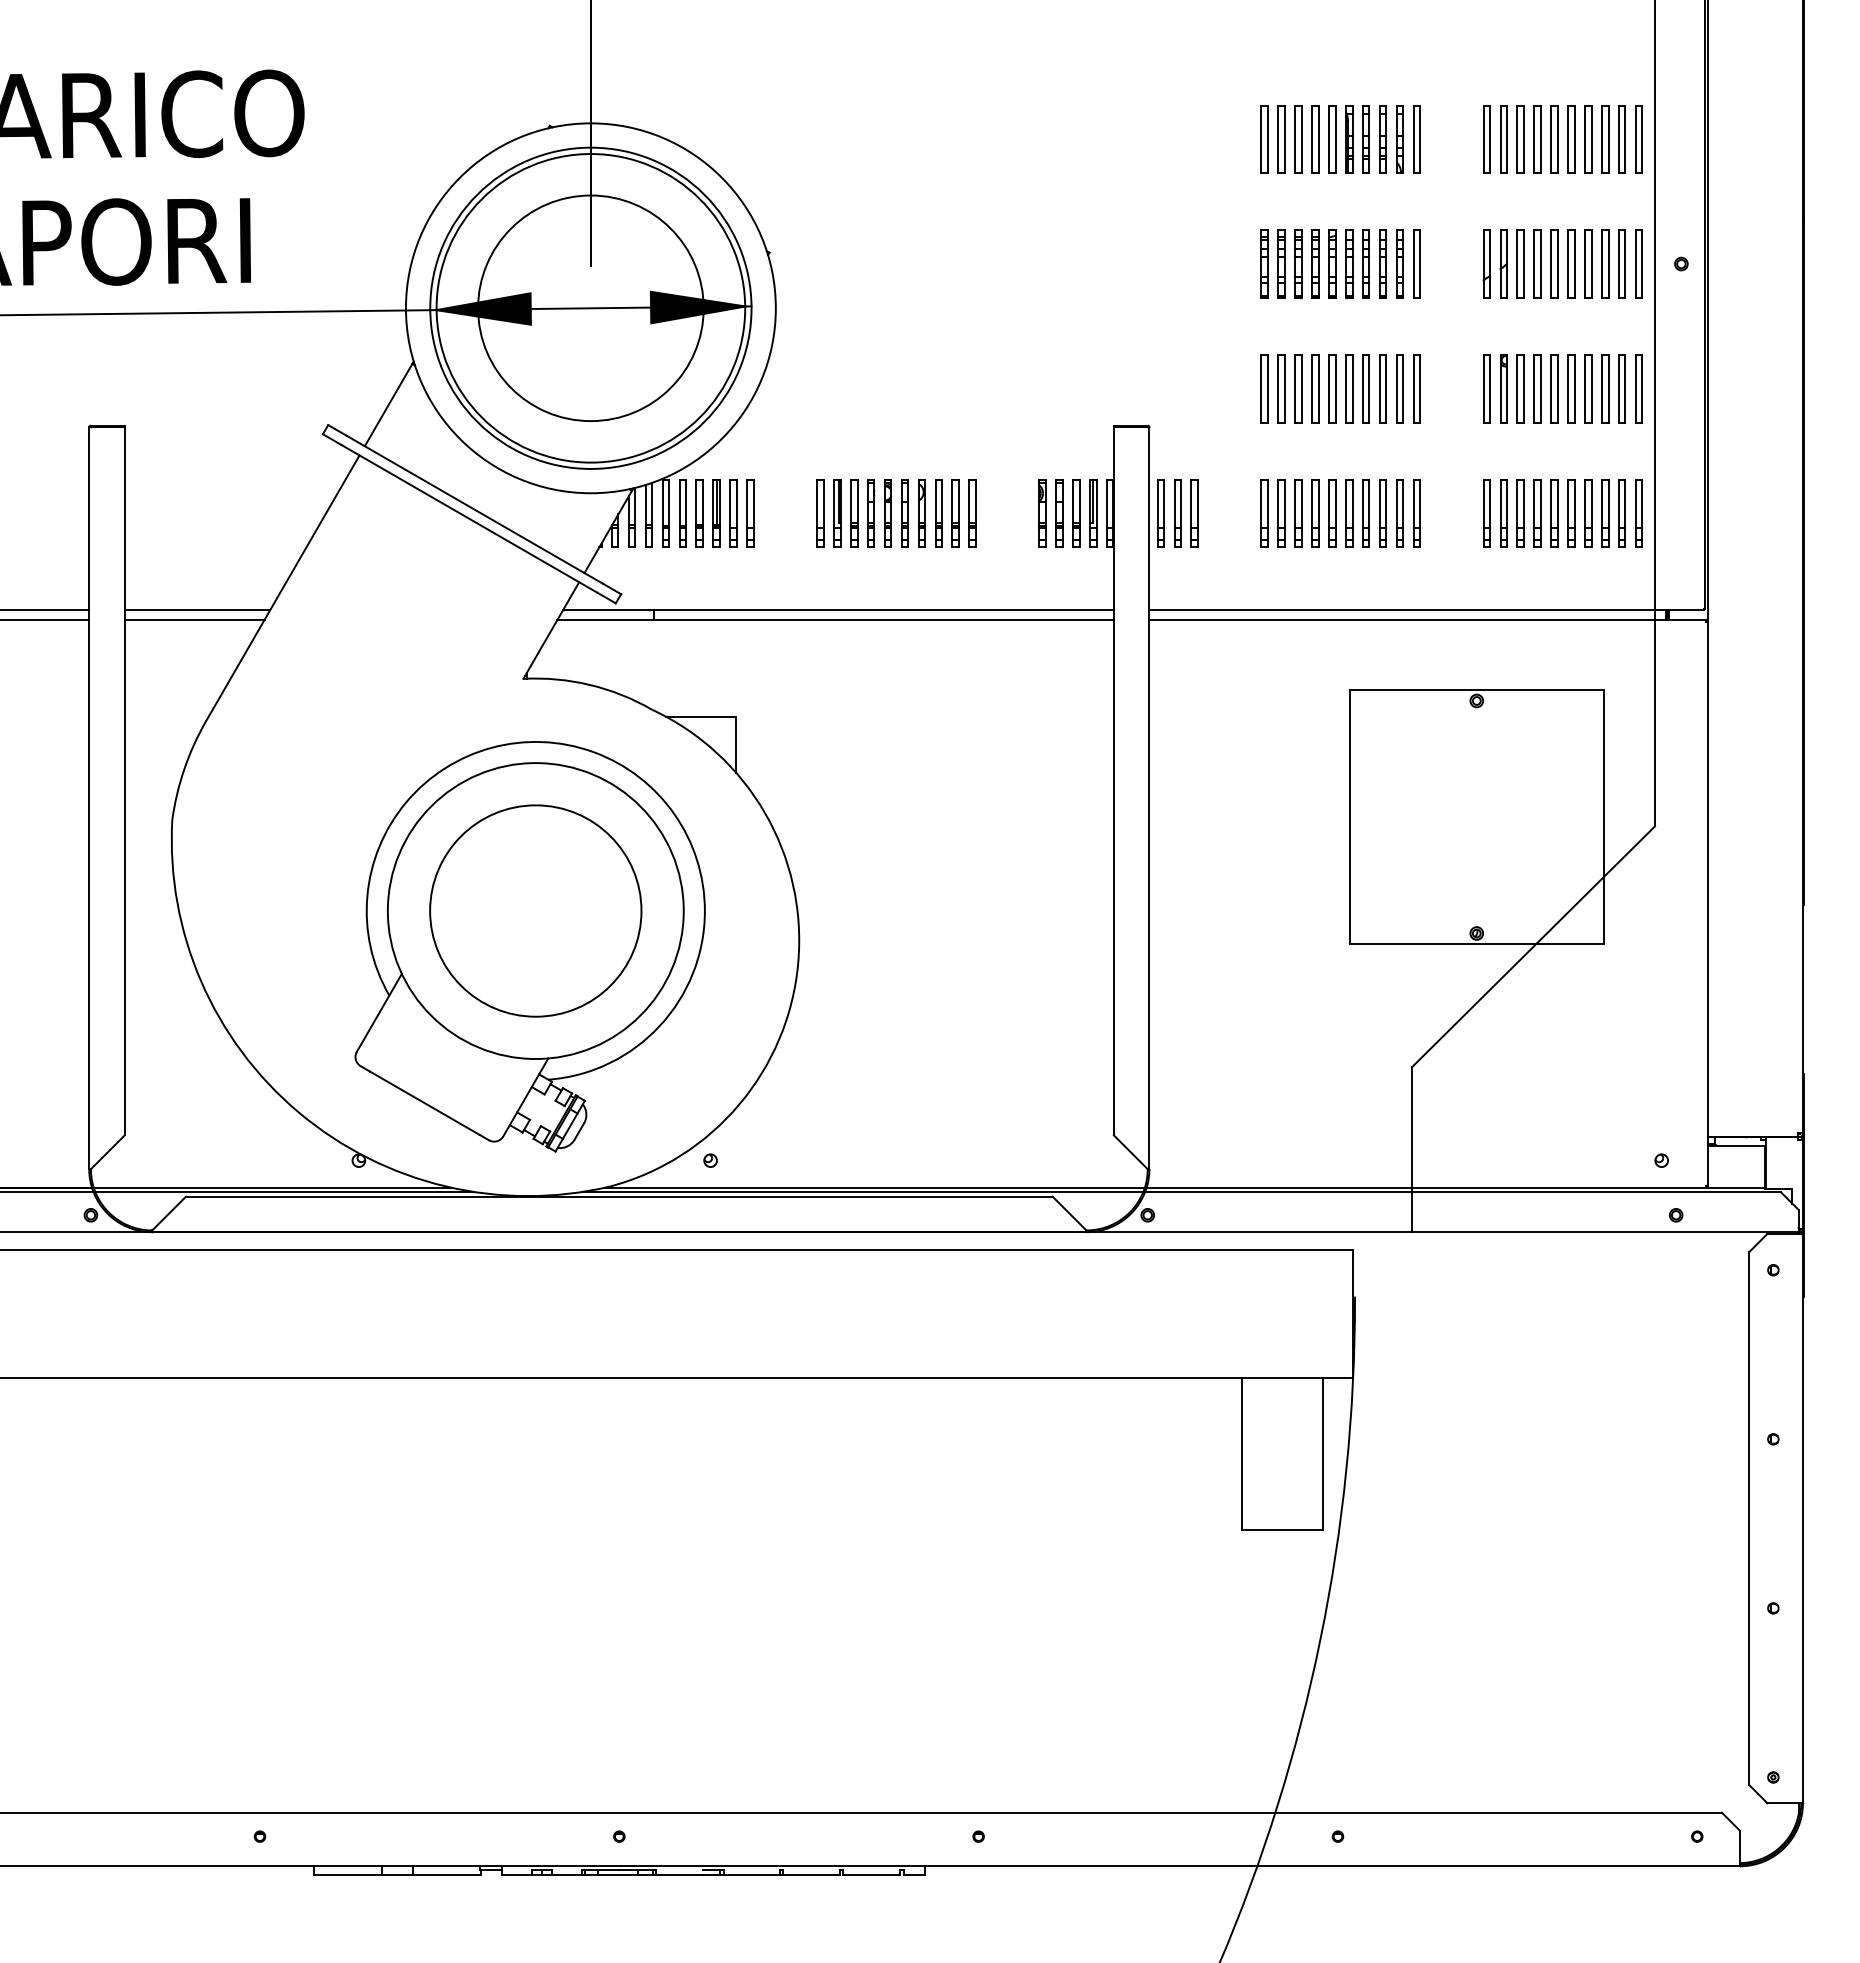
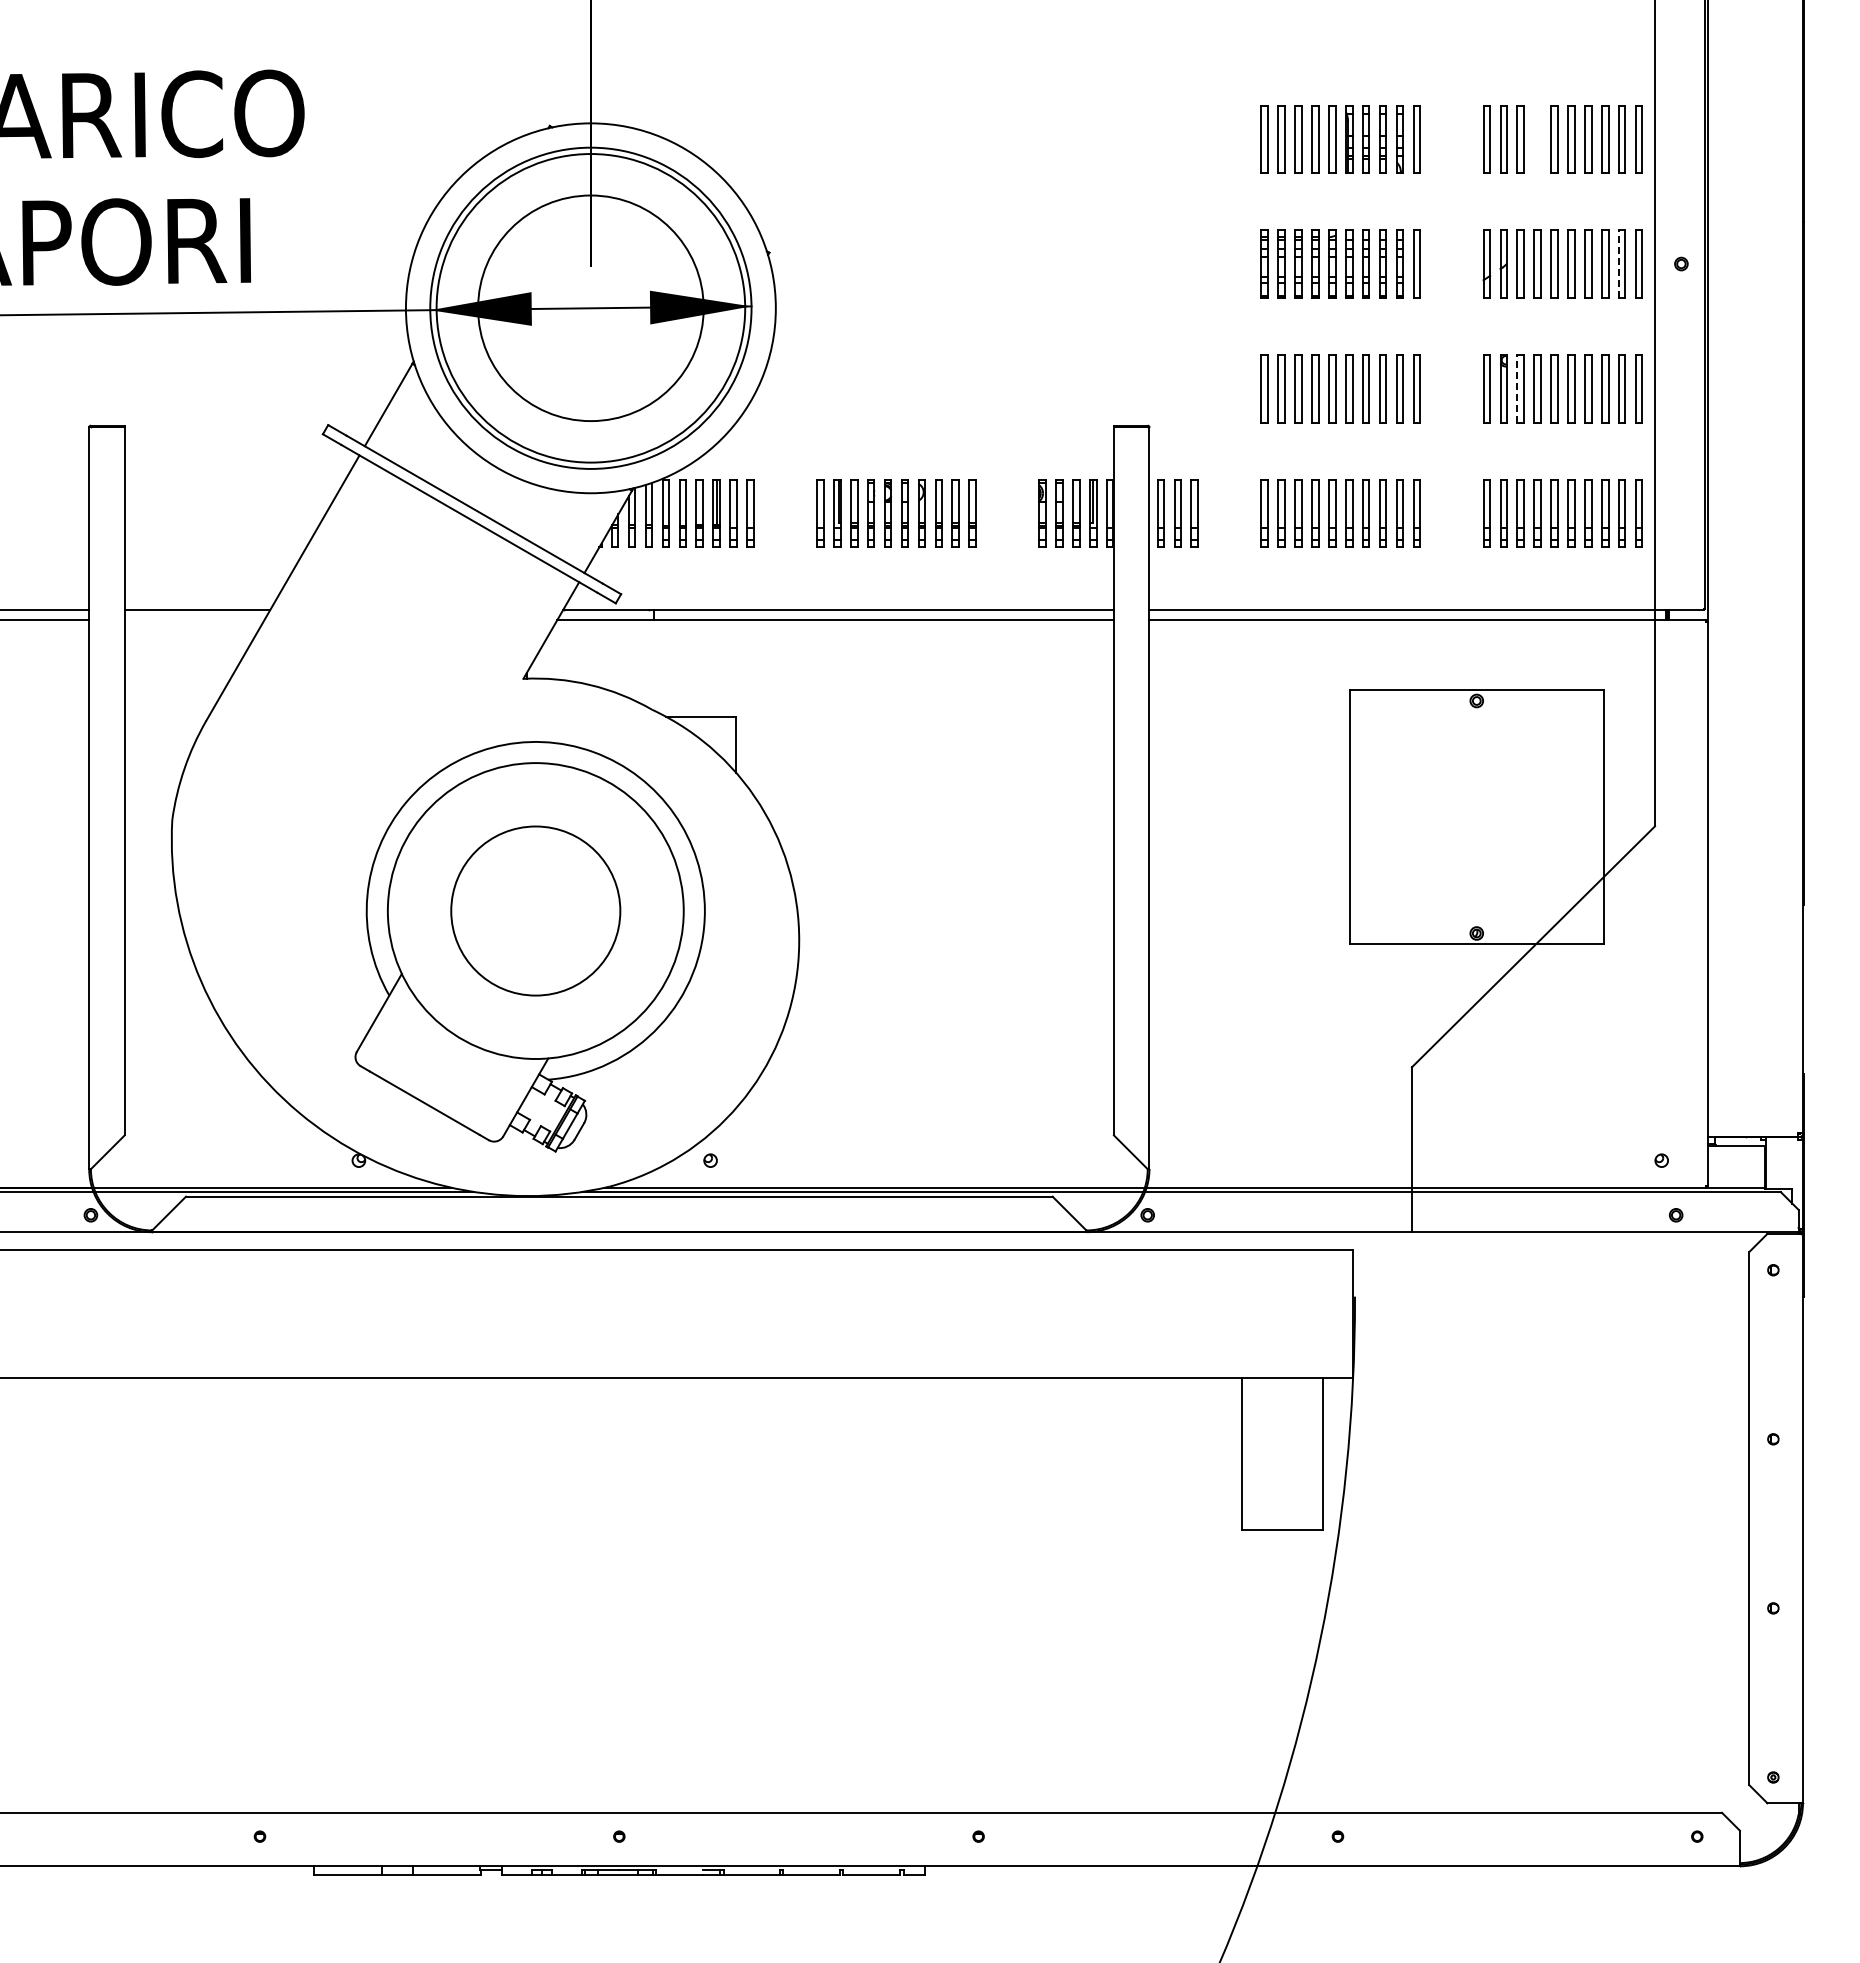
part: present -> none (1537, 139)
line: solid -> dashed (1618, 264)
line: solid -> dashed (1517, 388)
line: present -> none (194, 620)
circle diameter: 211 px -> 169 px (535, 910)
